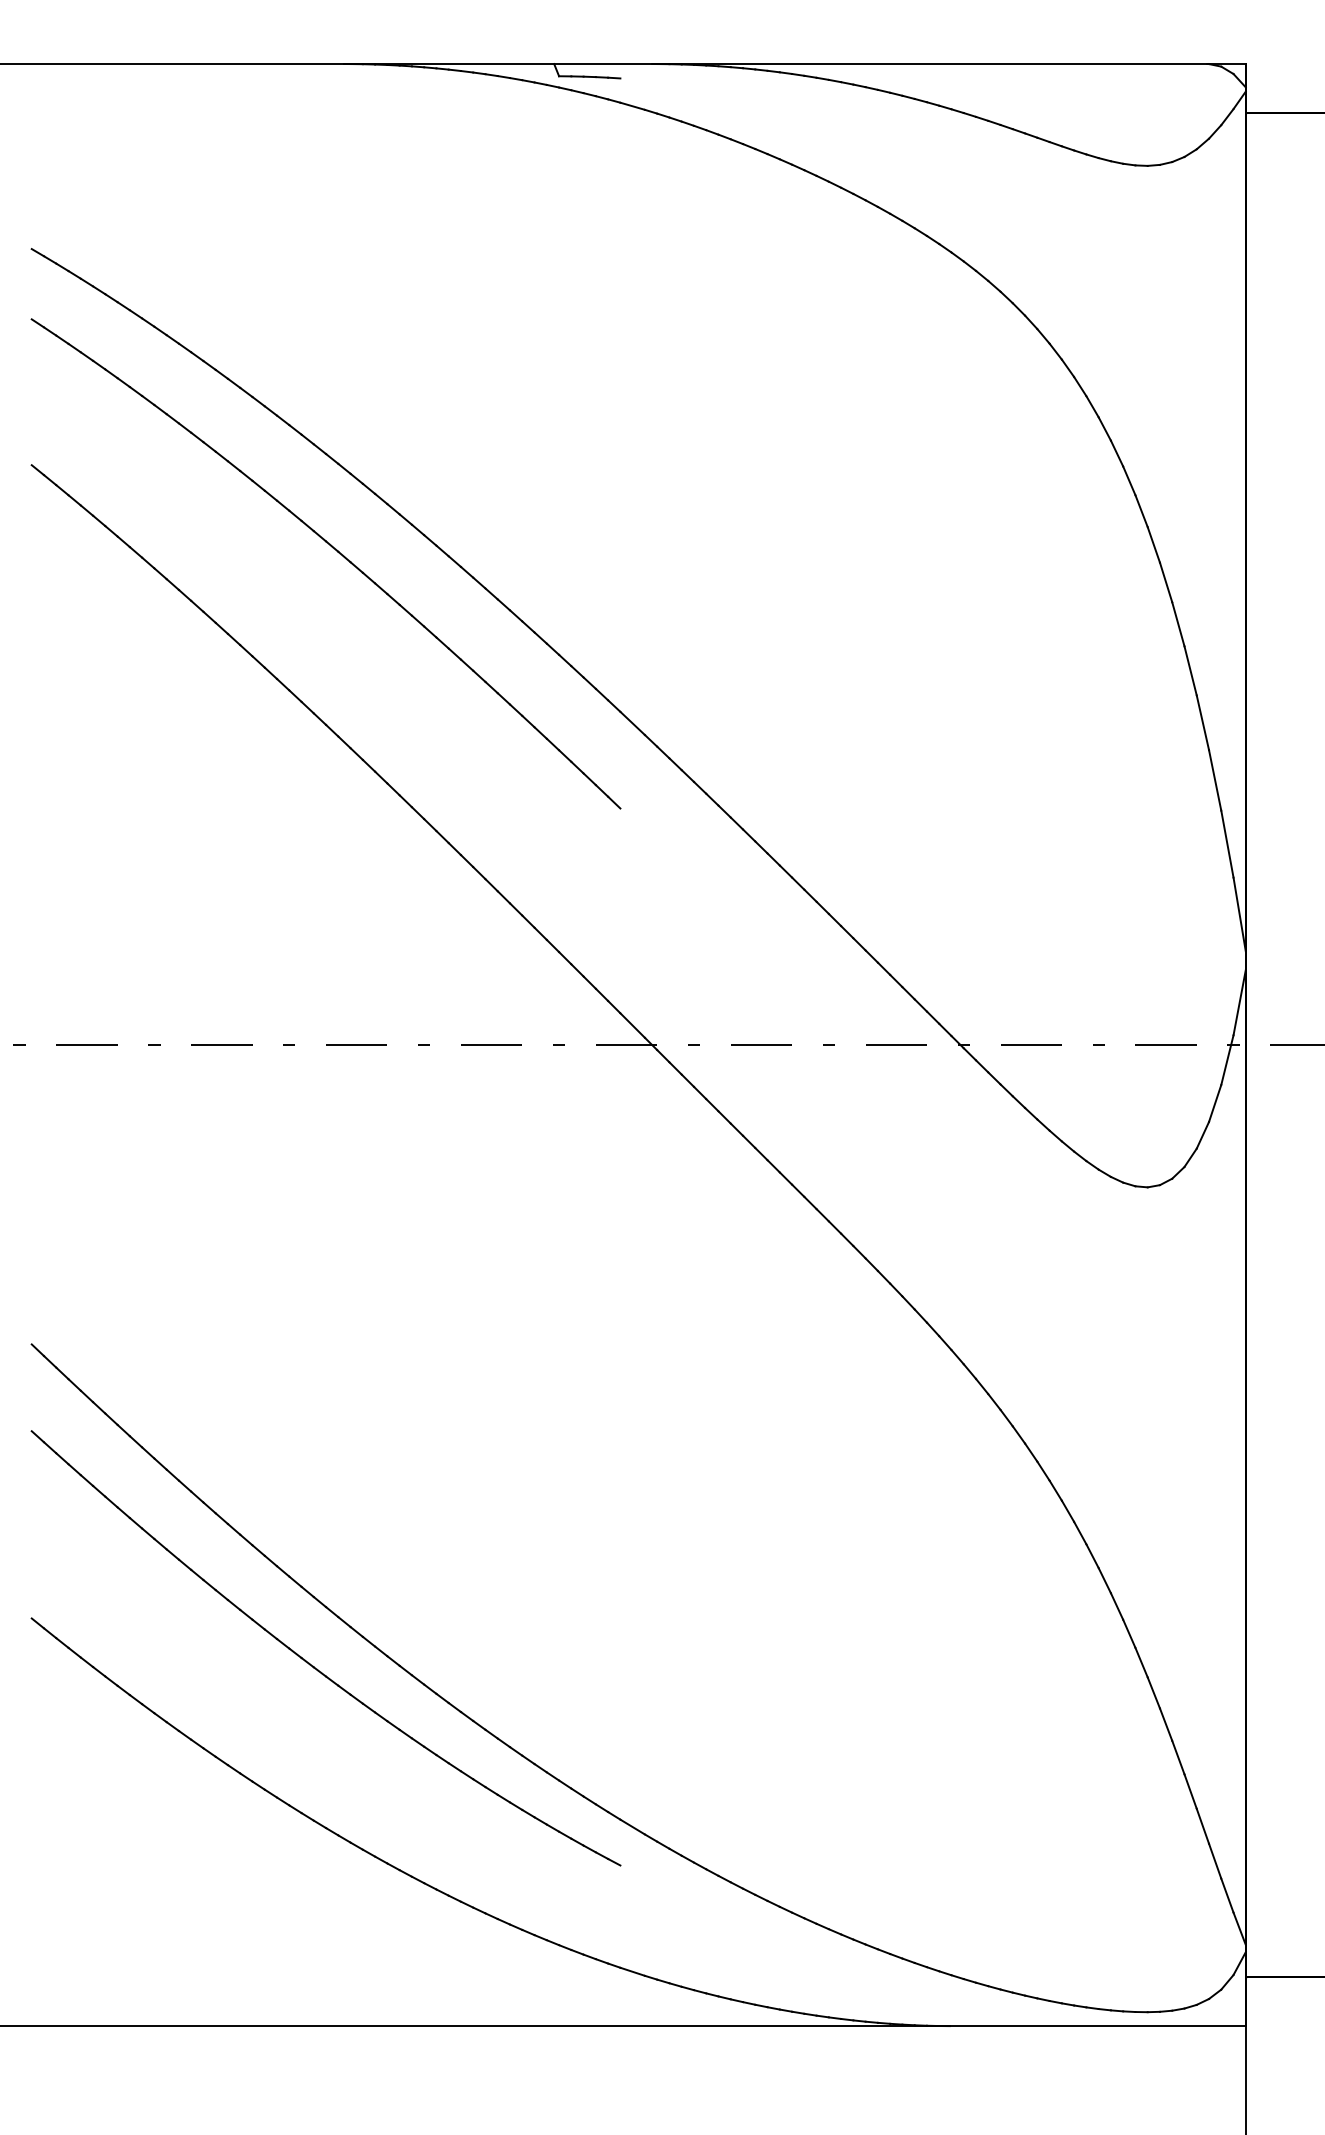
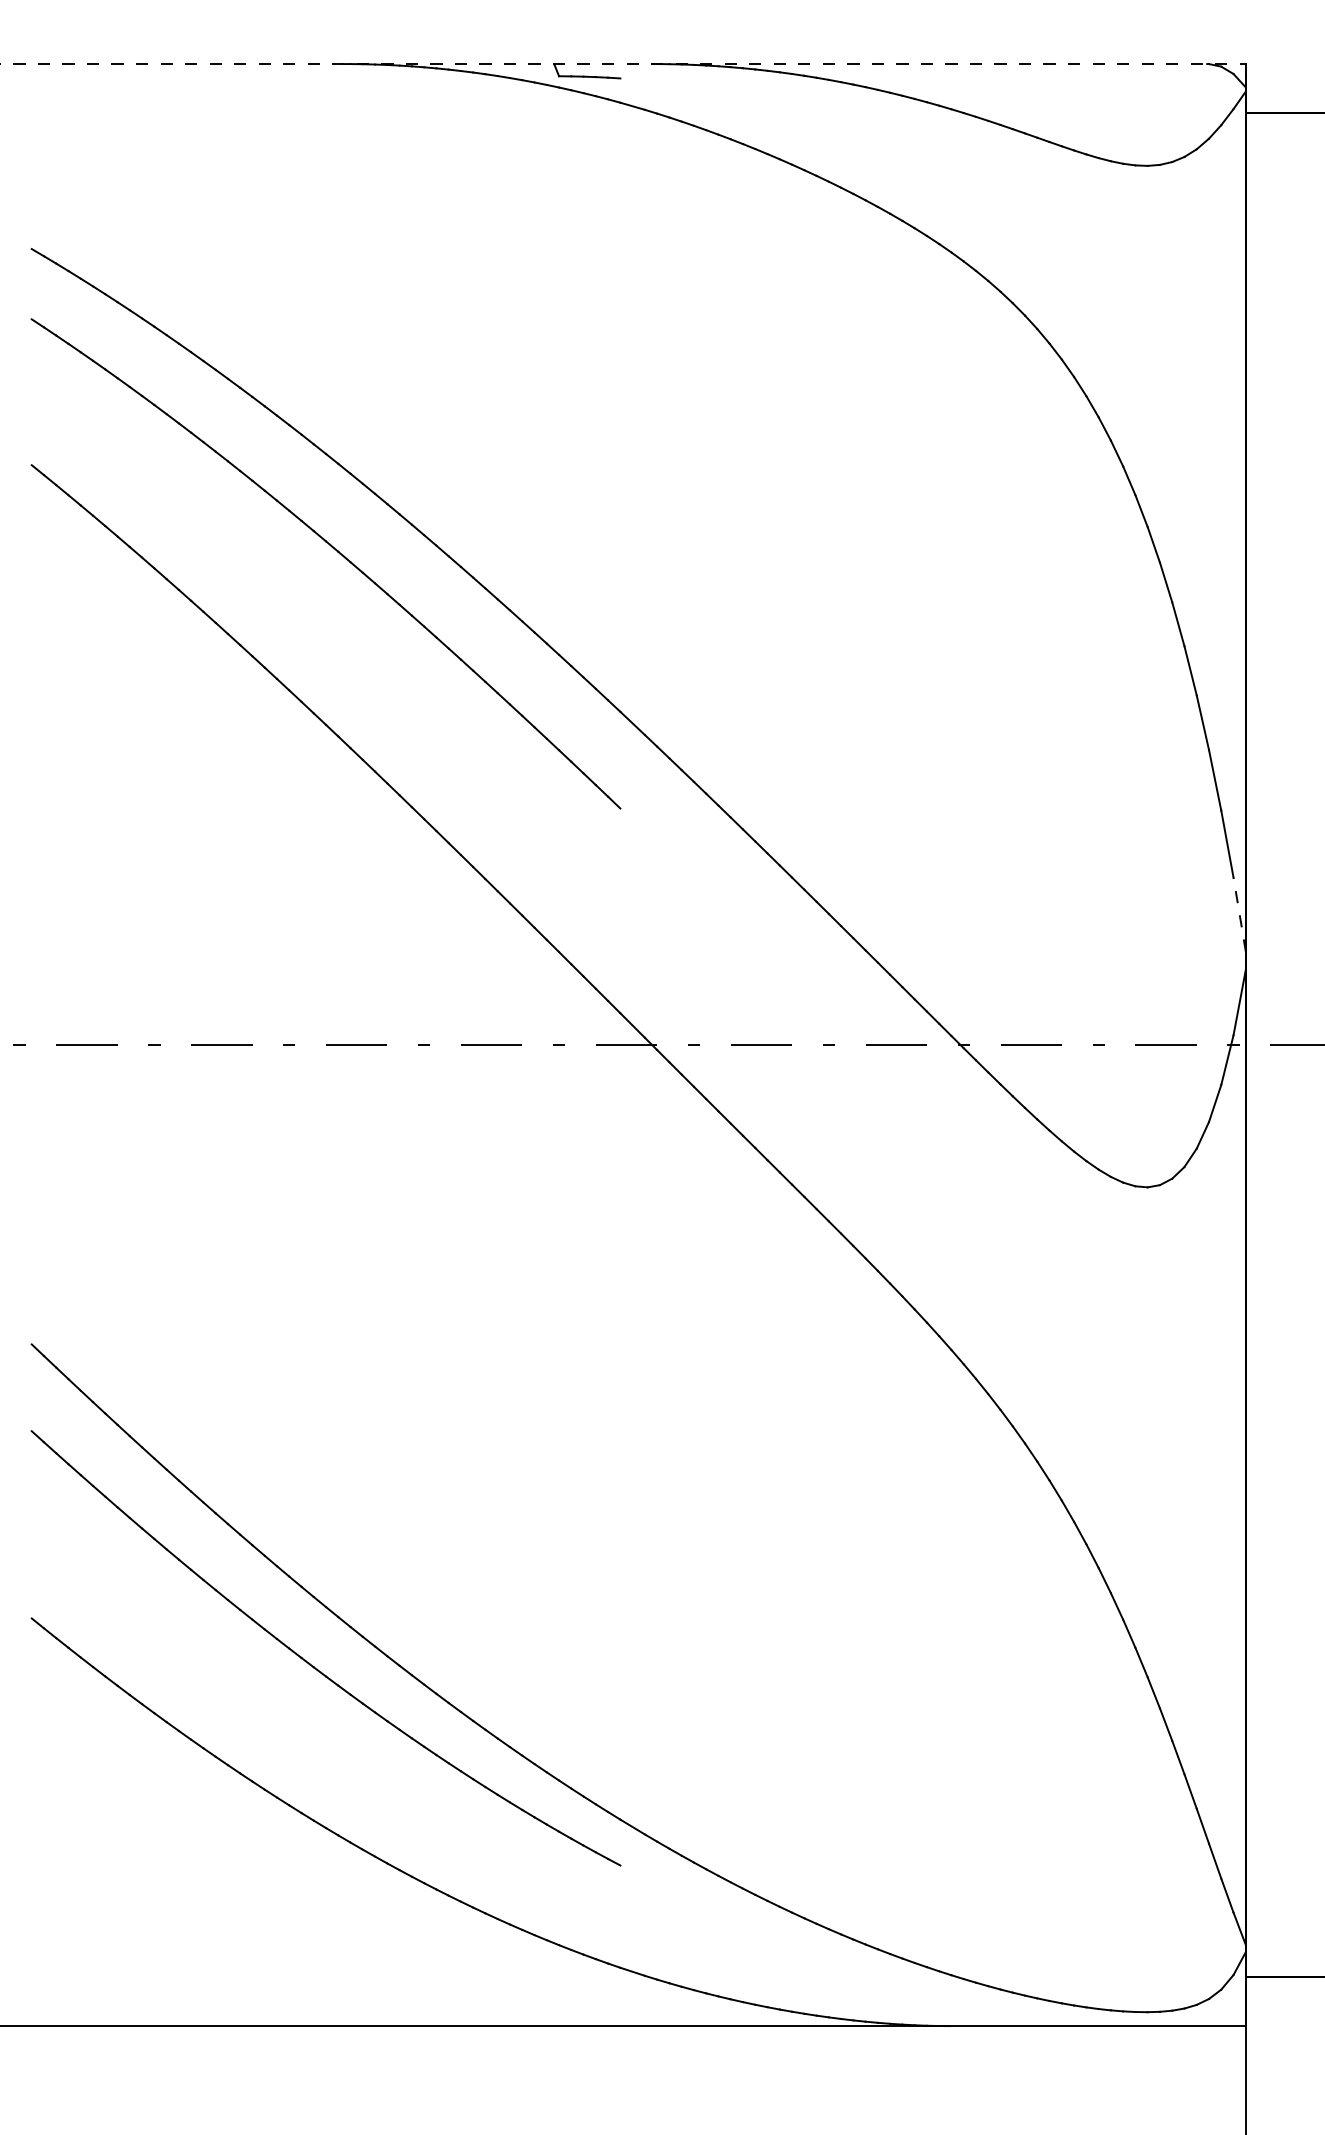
line: solid -> dashed (622, 64)
line: solid -> dashed (1239, 914)
